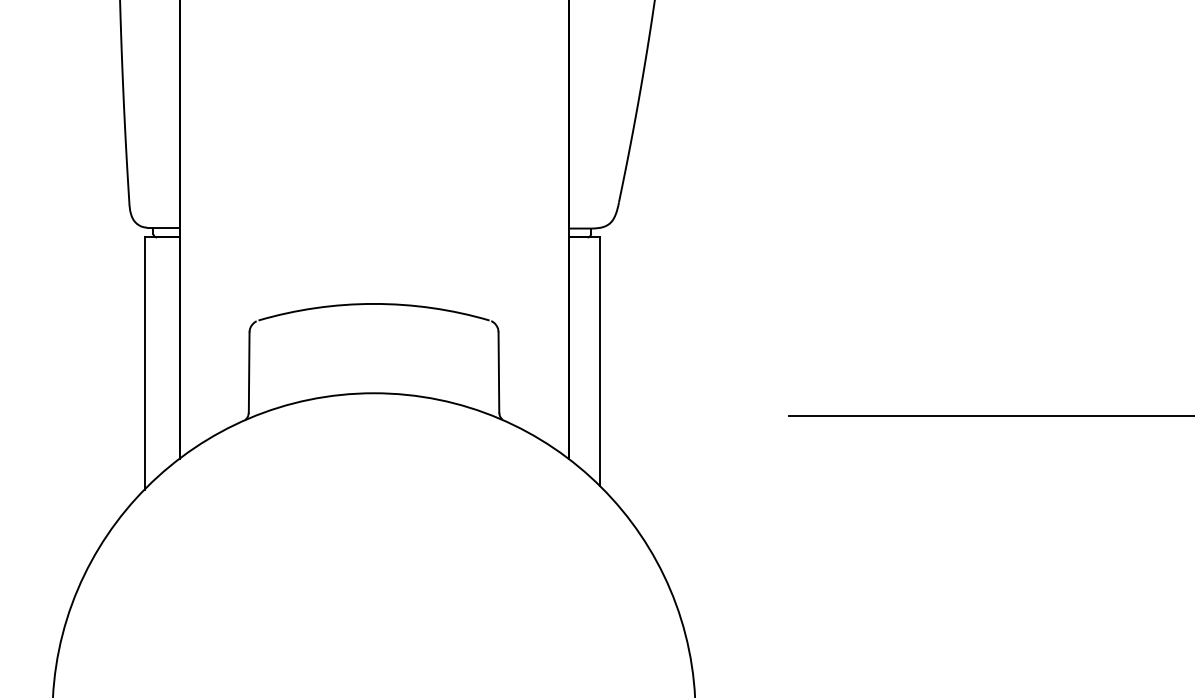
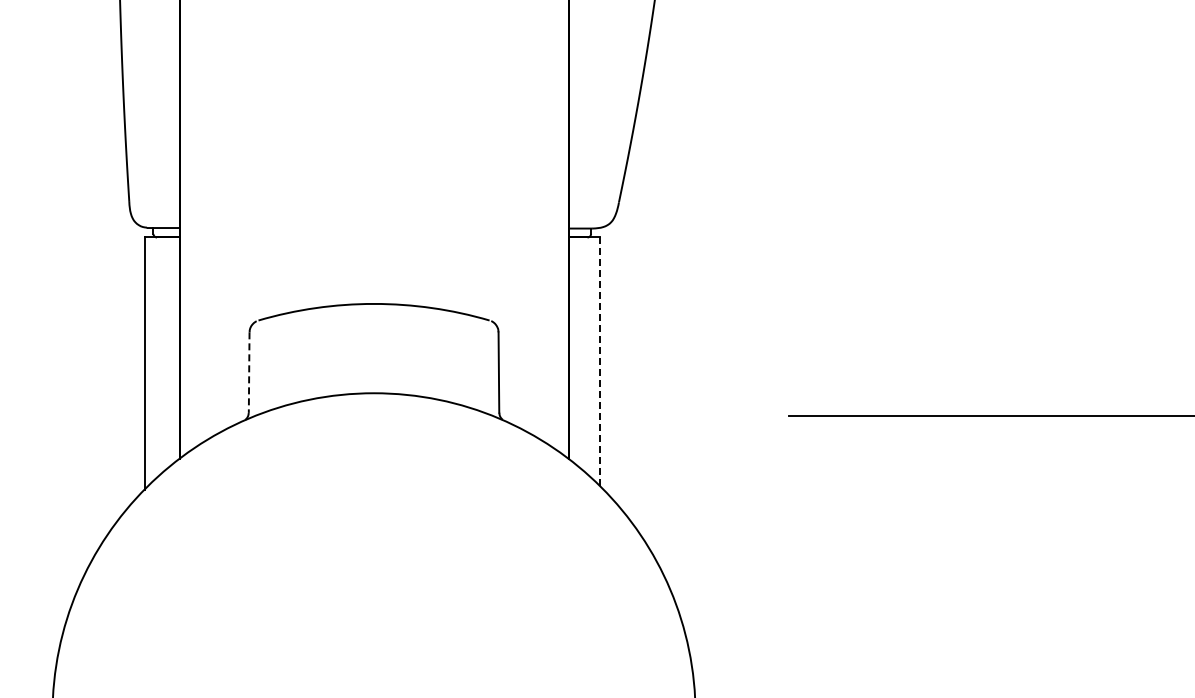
line: solid -> dashed (600, 361)
line: solid -> dashed (249, 373)
